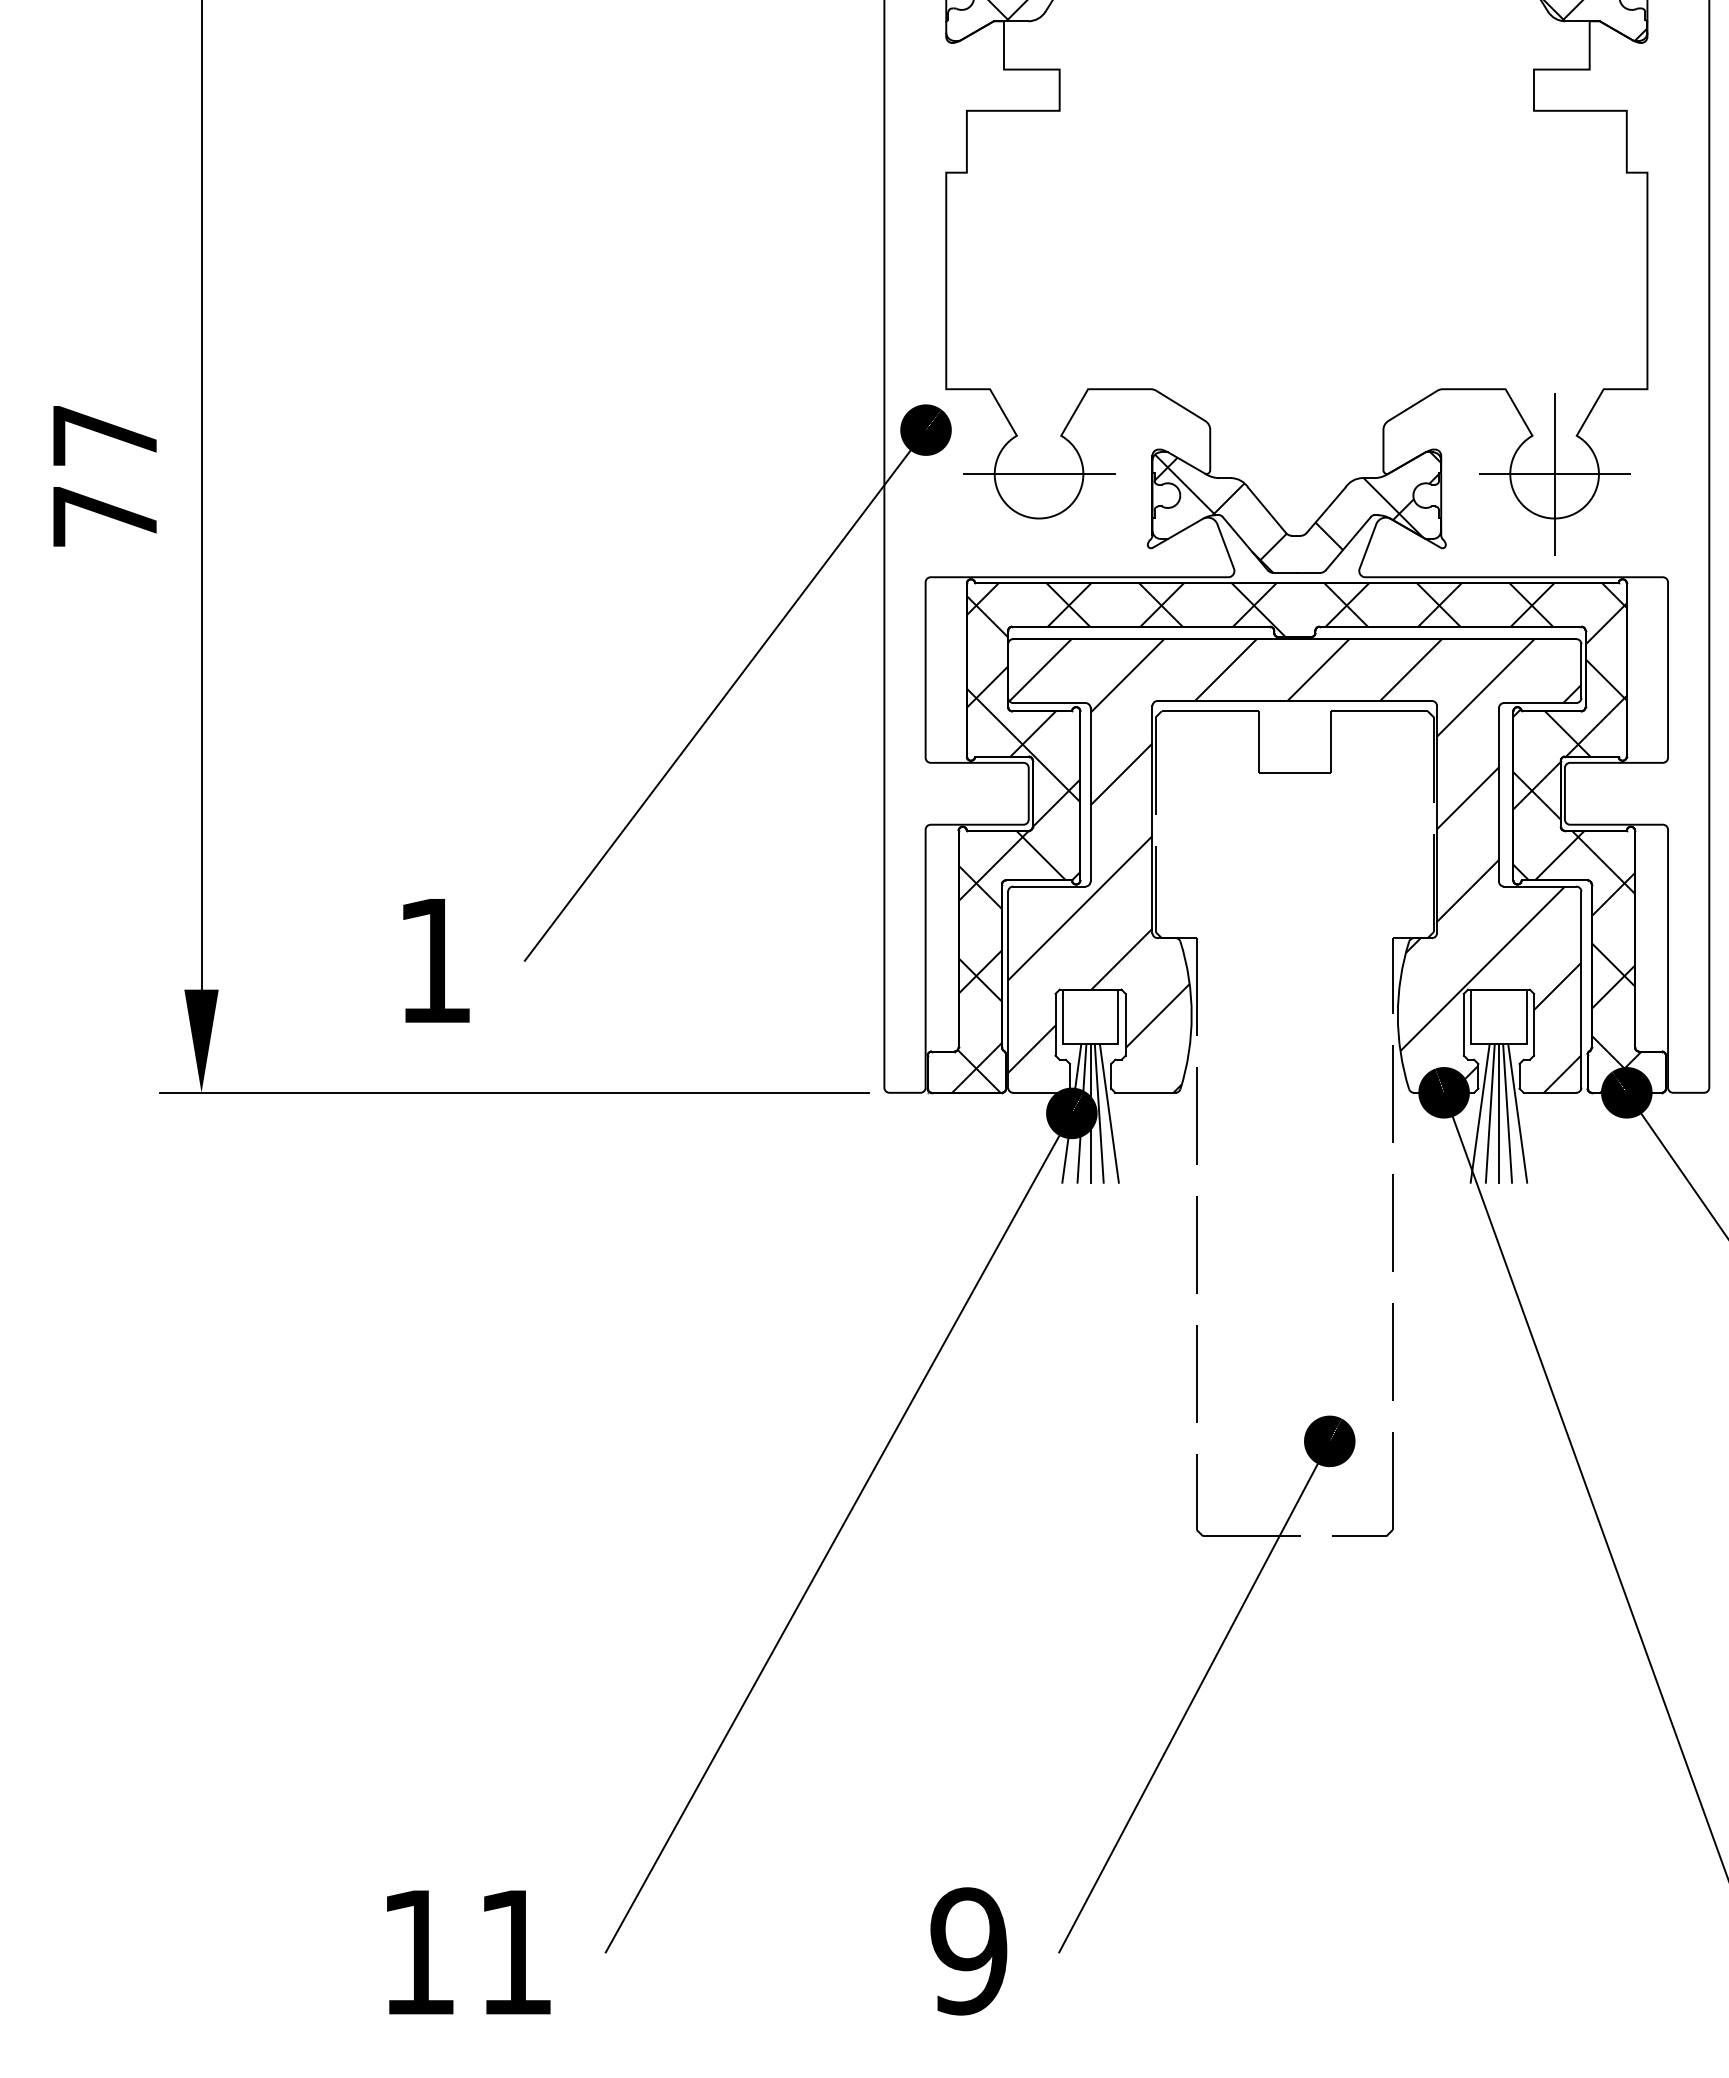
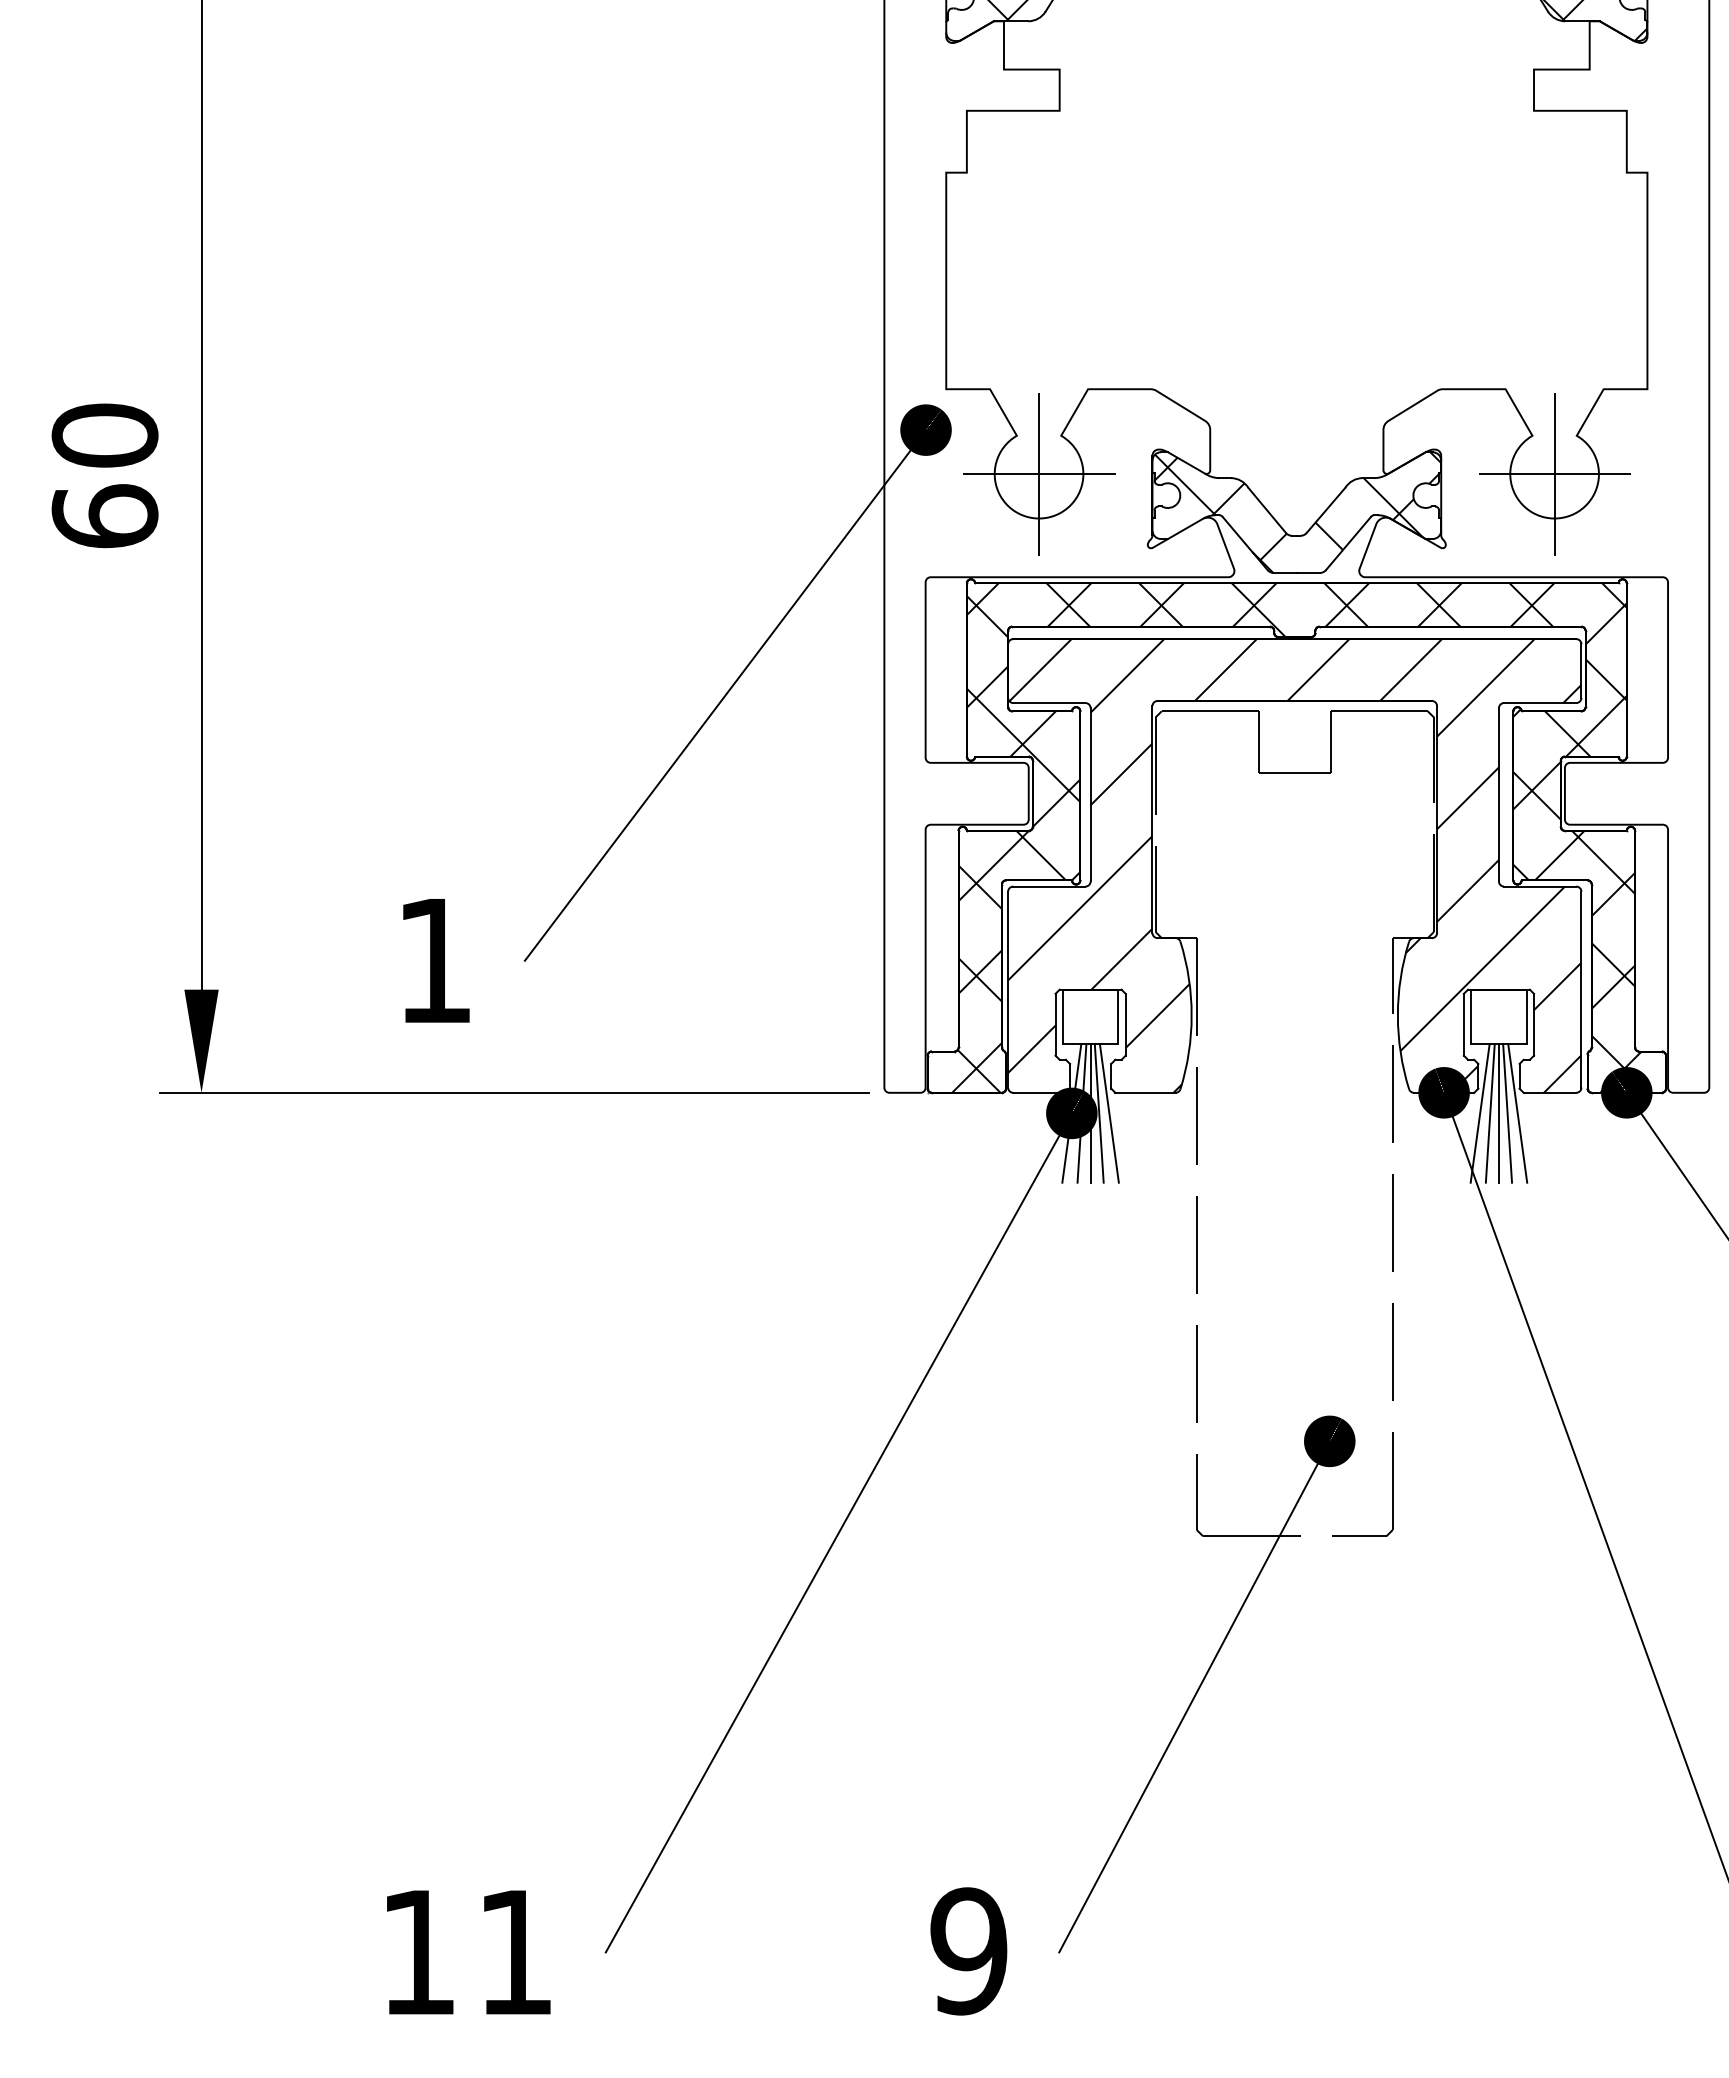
line: none -> present (1039, 473)
text: 77 -> 60 (104, 475)
